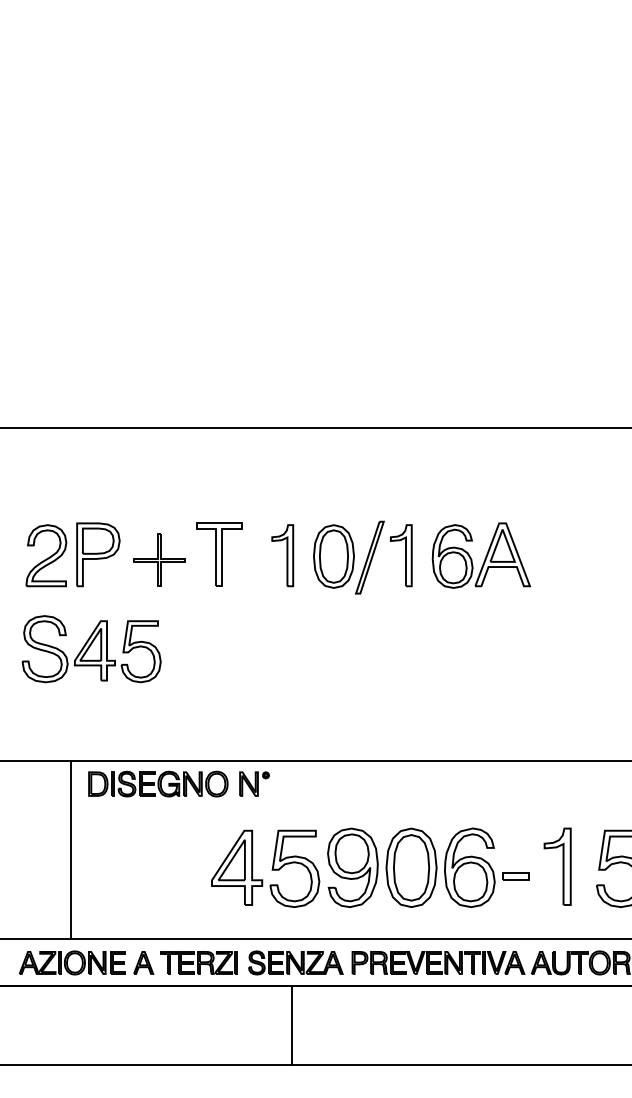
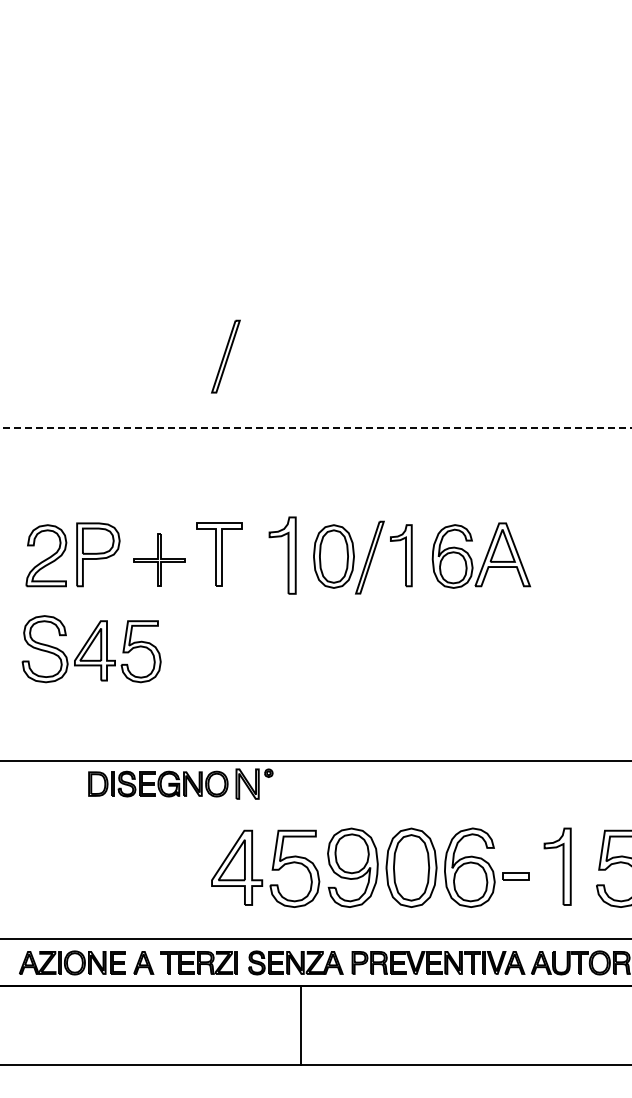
part: none -> present (225, 356)
line: solid -> dashed (316, 428)
part size: 24x64 px -> 29x79 px (282, 555)
part size: 31x26 px -> 39x32 px (254, 783)
line: present -> none (70, 850)
line position: (292, 1025) -> (301, 1025) (301, 1025)
